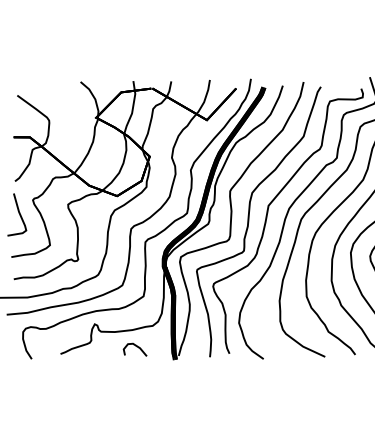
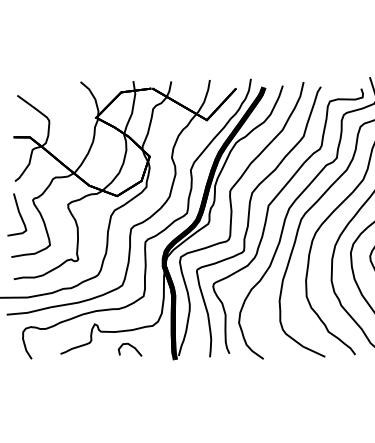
curve position: (136, 347) -> (131, 347) (131, 347)
